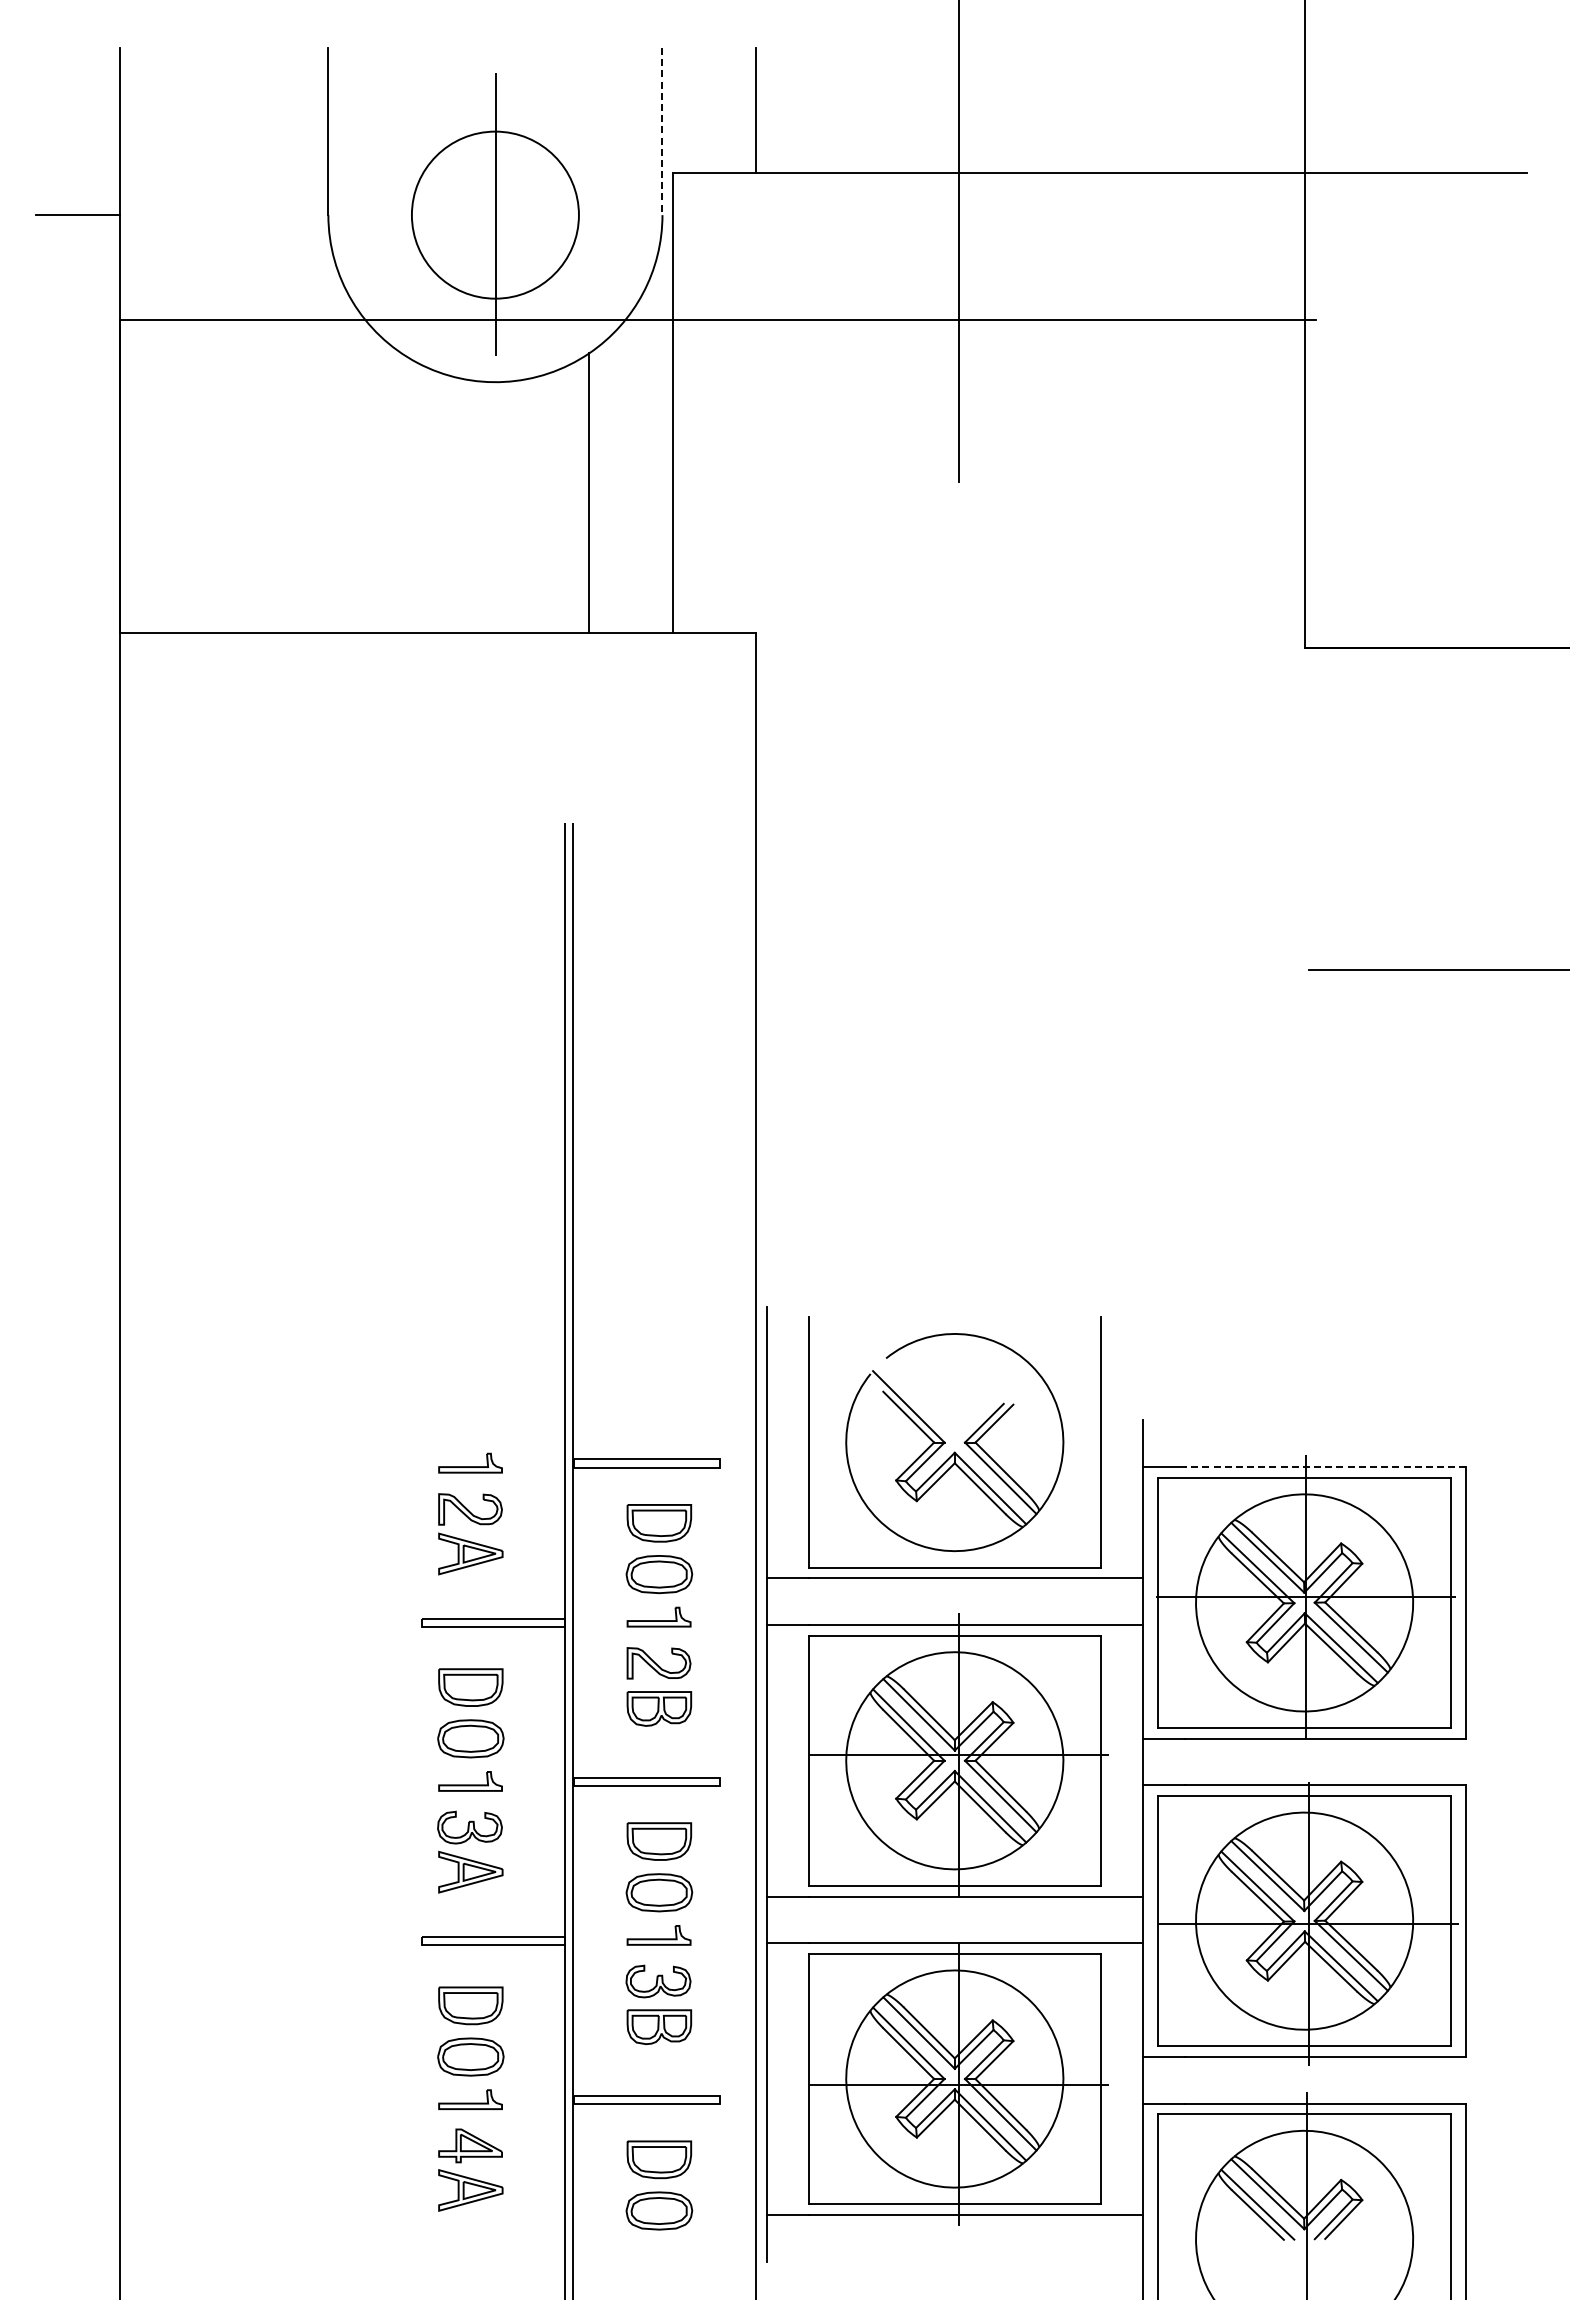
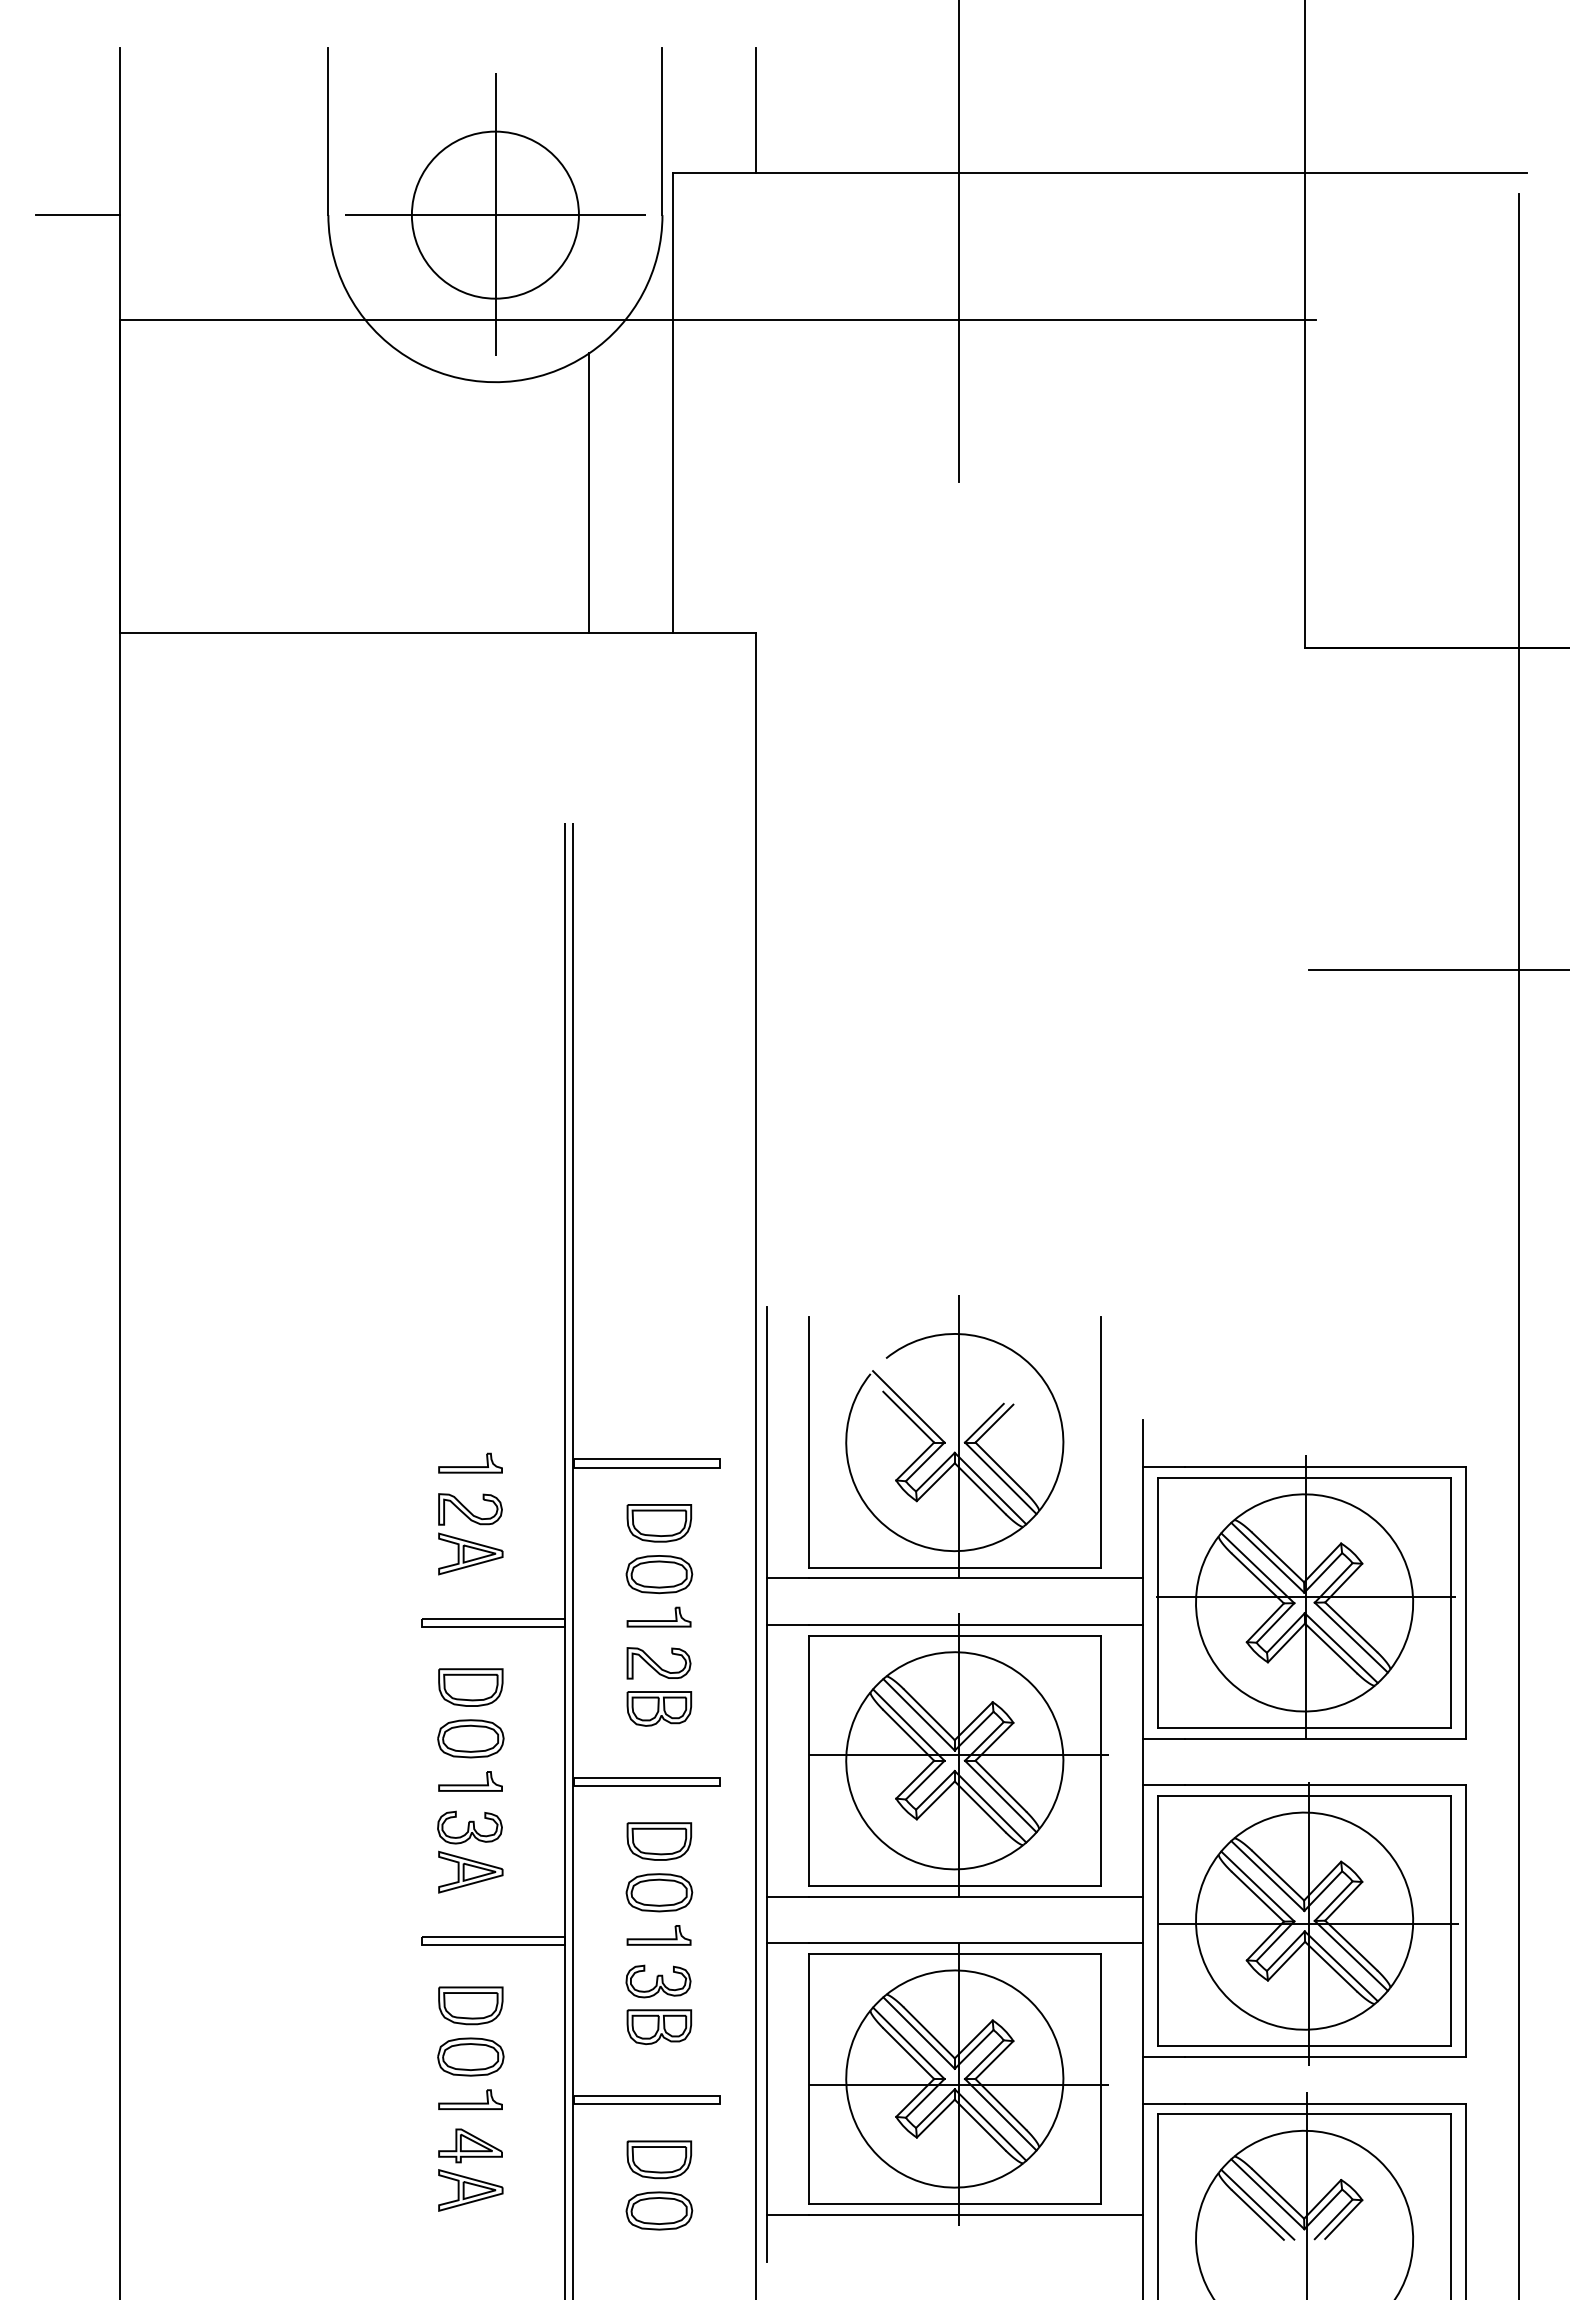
line: dashed -> solid (662, 131)
line: none -> present (495, 214)
line: none -> present (1518, 1245)
line: none -> present (959, 1436)
line: dashed -> solid (1325, 1467)
